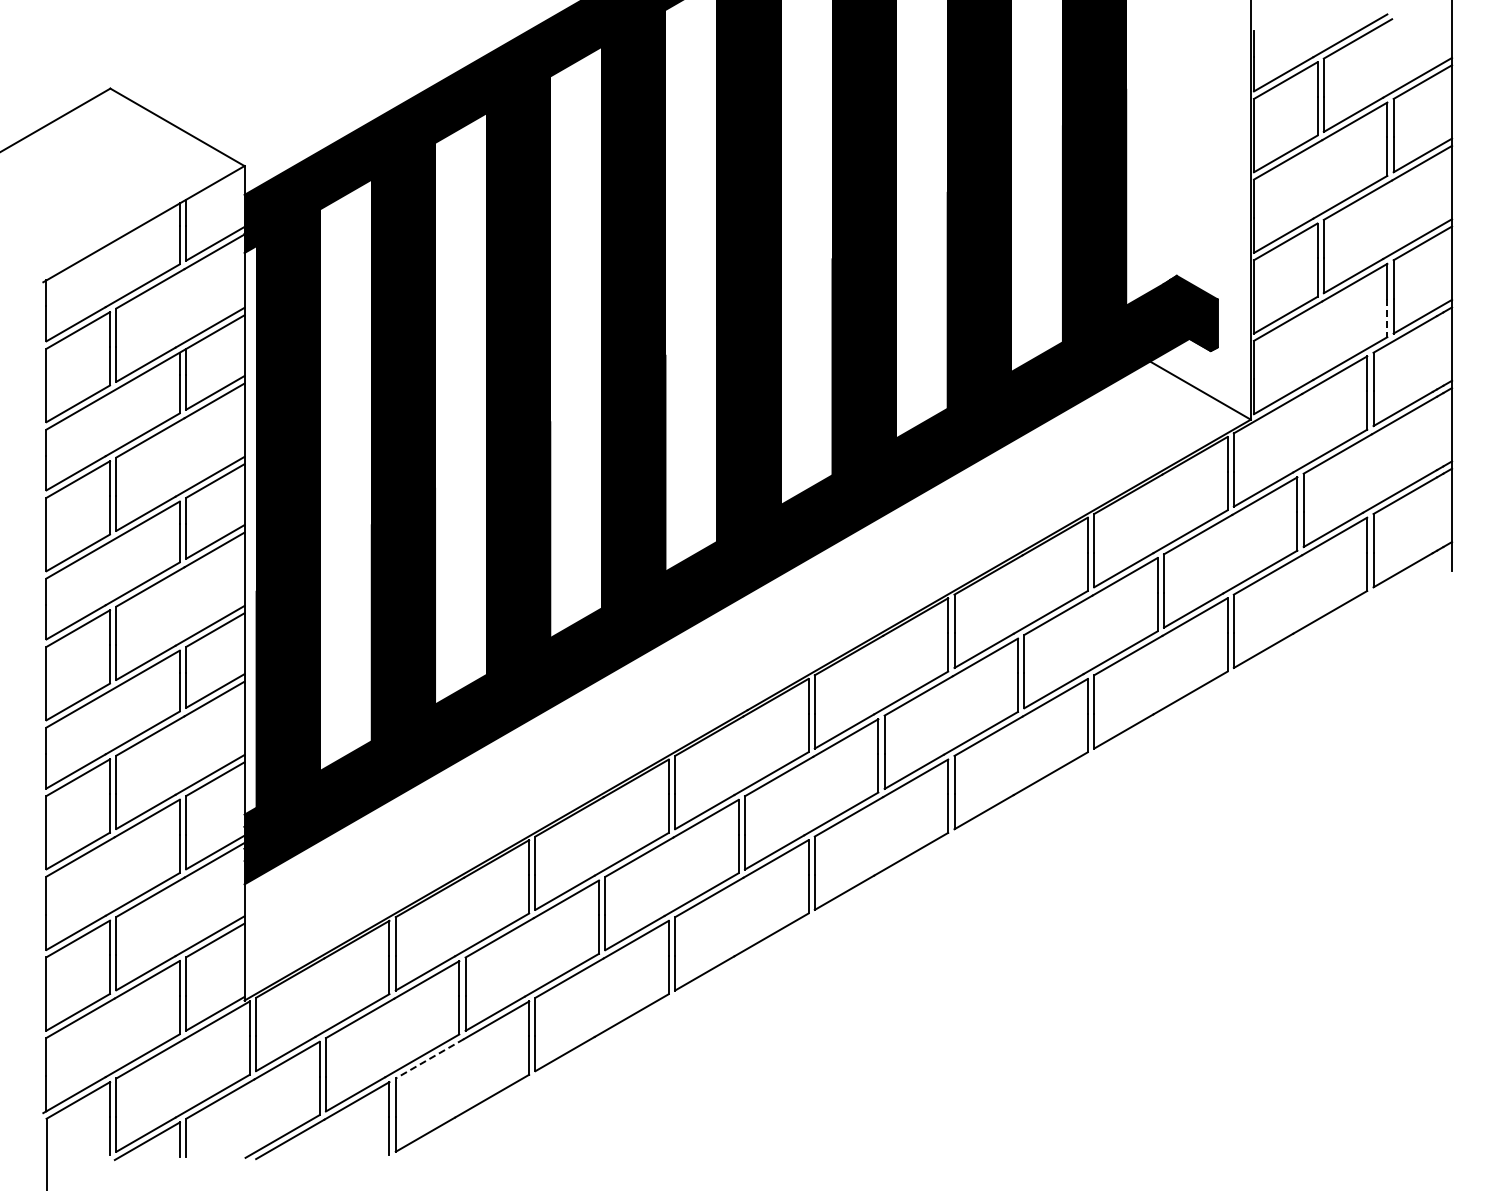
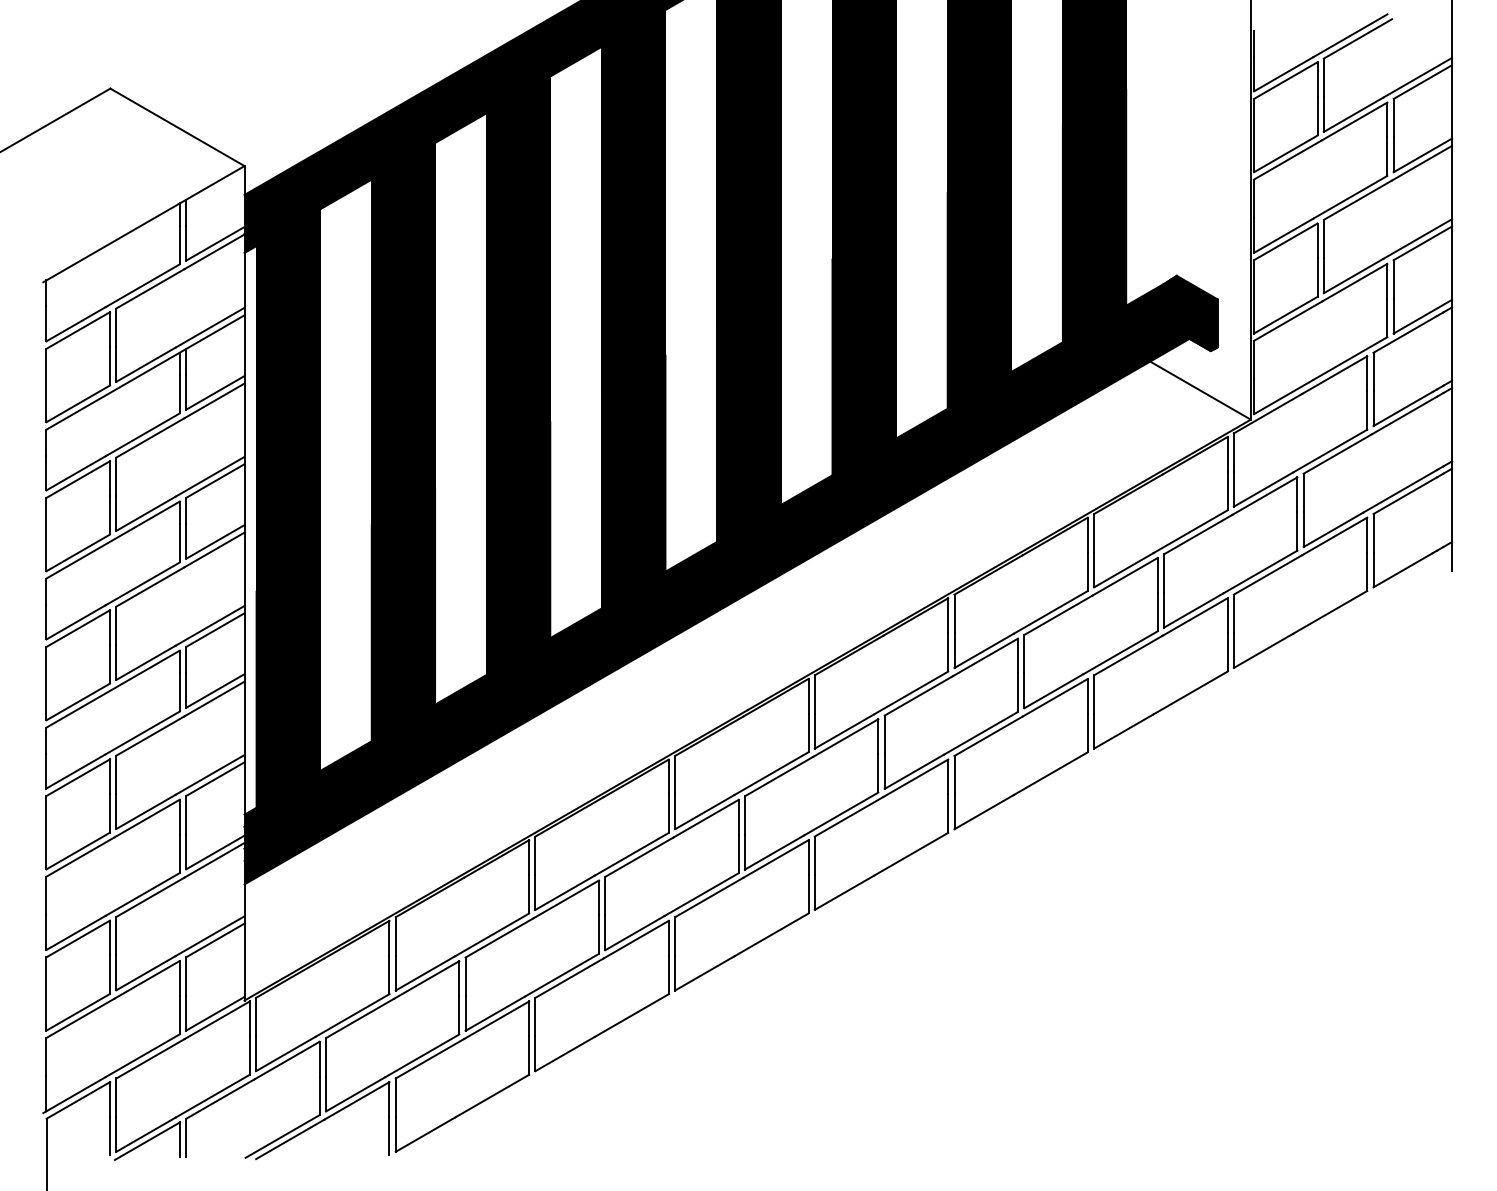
line: dashed -> solid (1387, 318)
line: dashed -> solid (429, 1059)
